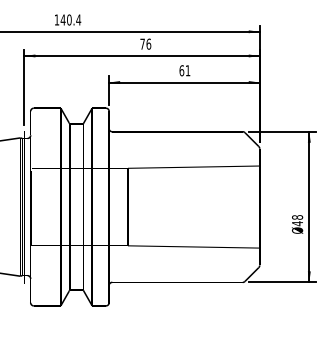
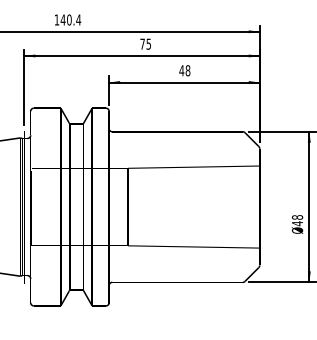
text: 76 -> 75 (148, 43)
text: 61 -> 48 (184, 70)
